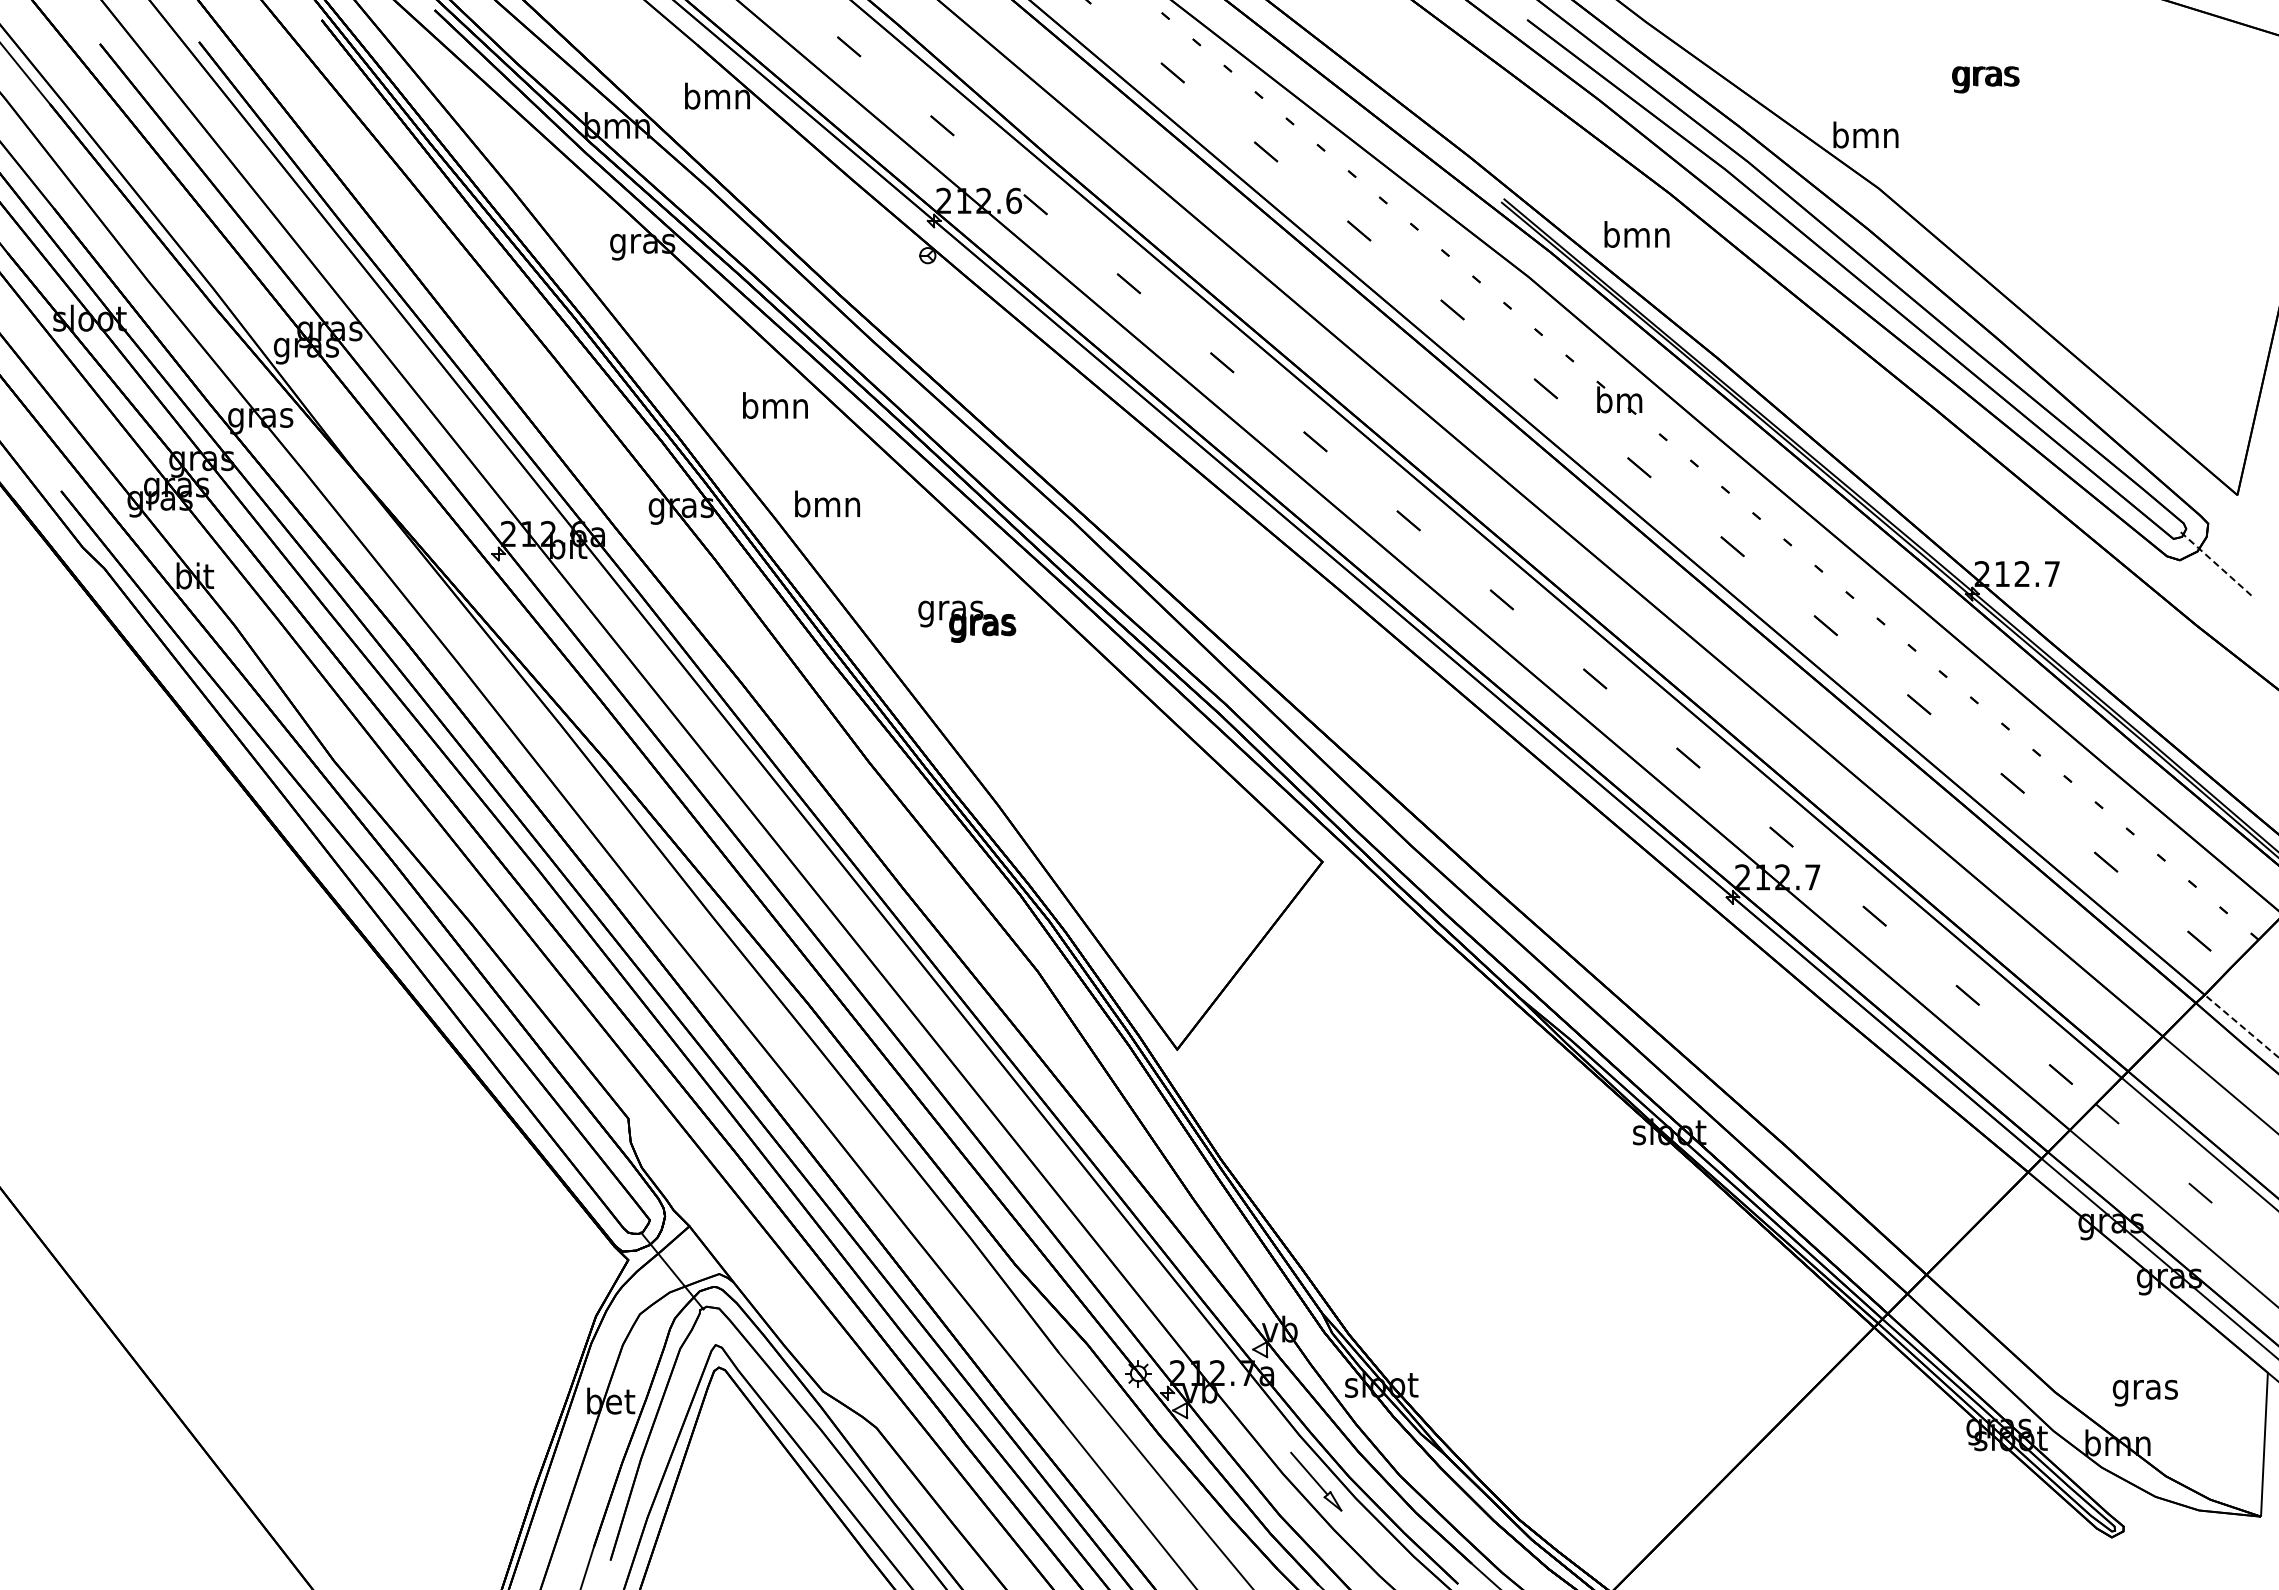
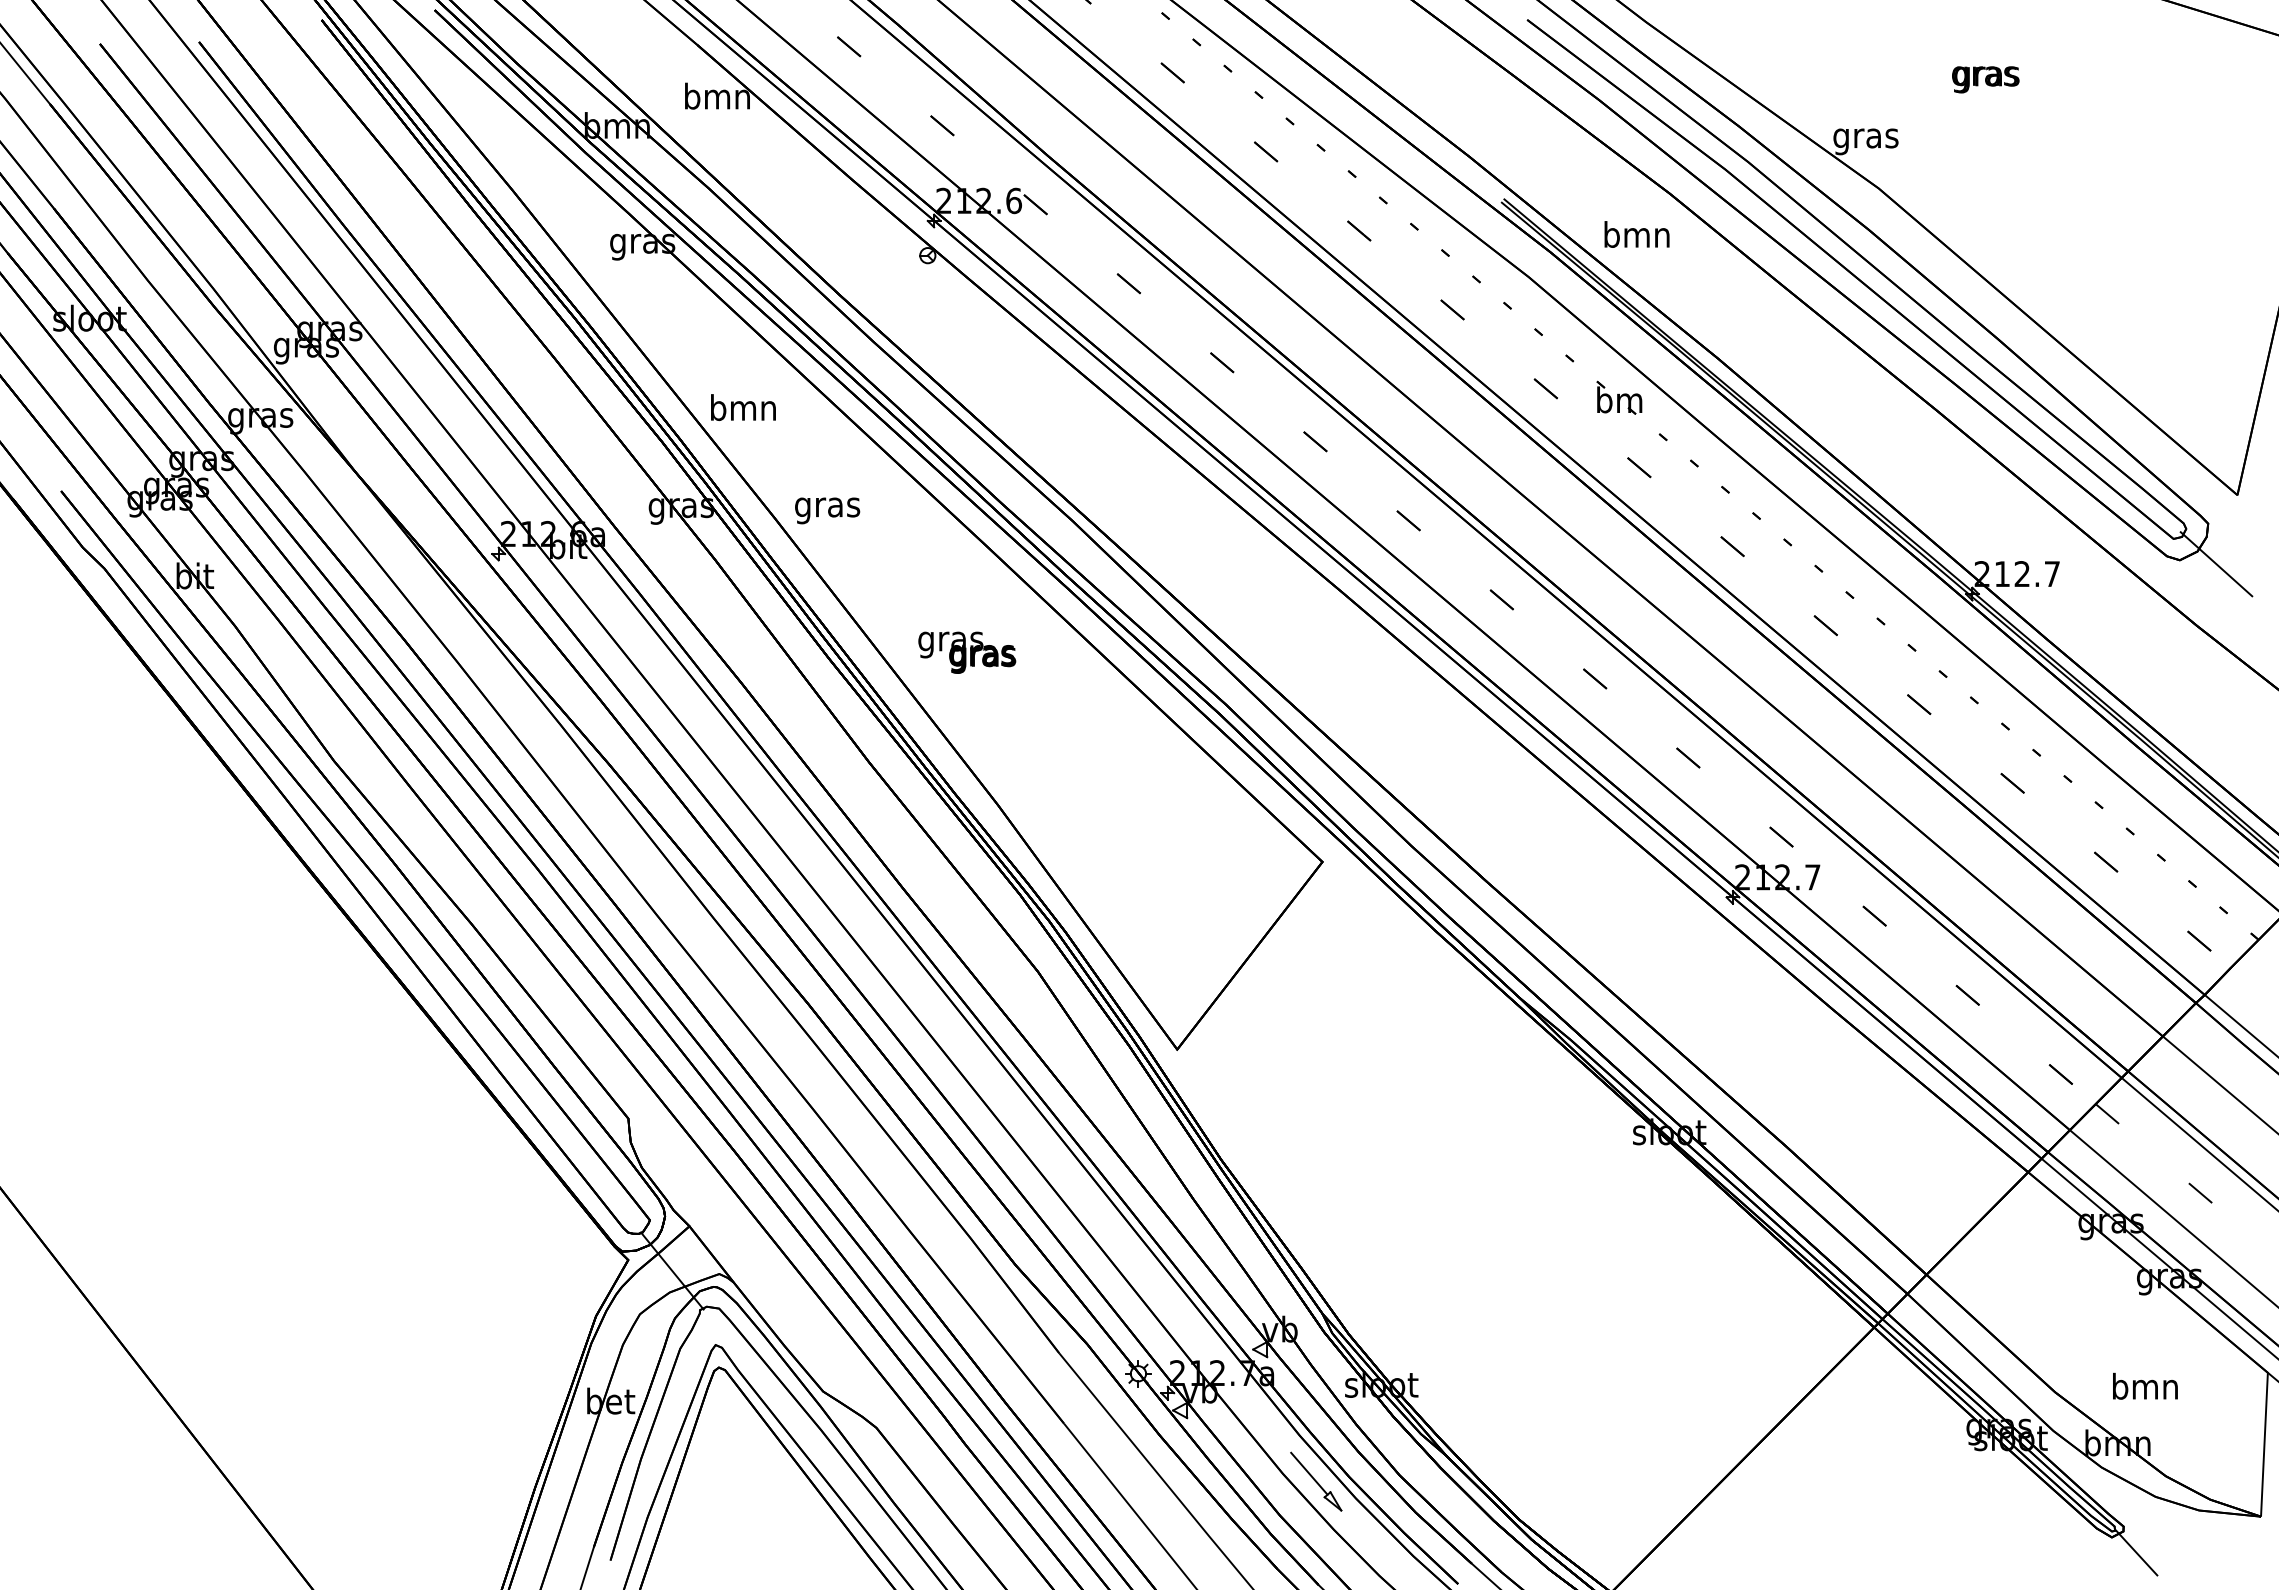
text: bmn -> gras (1865, 138)
text position: (775, 405) -> (743, 407) (743, 407)
text: bmn -> gras (827, 507)
line: dashed -> solid (2216, 564)
text position: (967, 621) -> (967, 652) (967, 652)
line: dashed -> solid (2241, 1025)
text: gras -> bmn (2145, 1389)
line: none -> present (2136, 1552)
